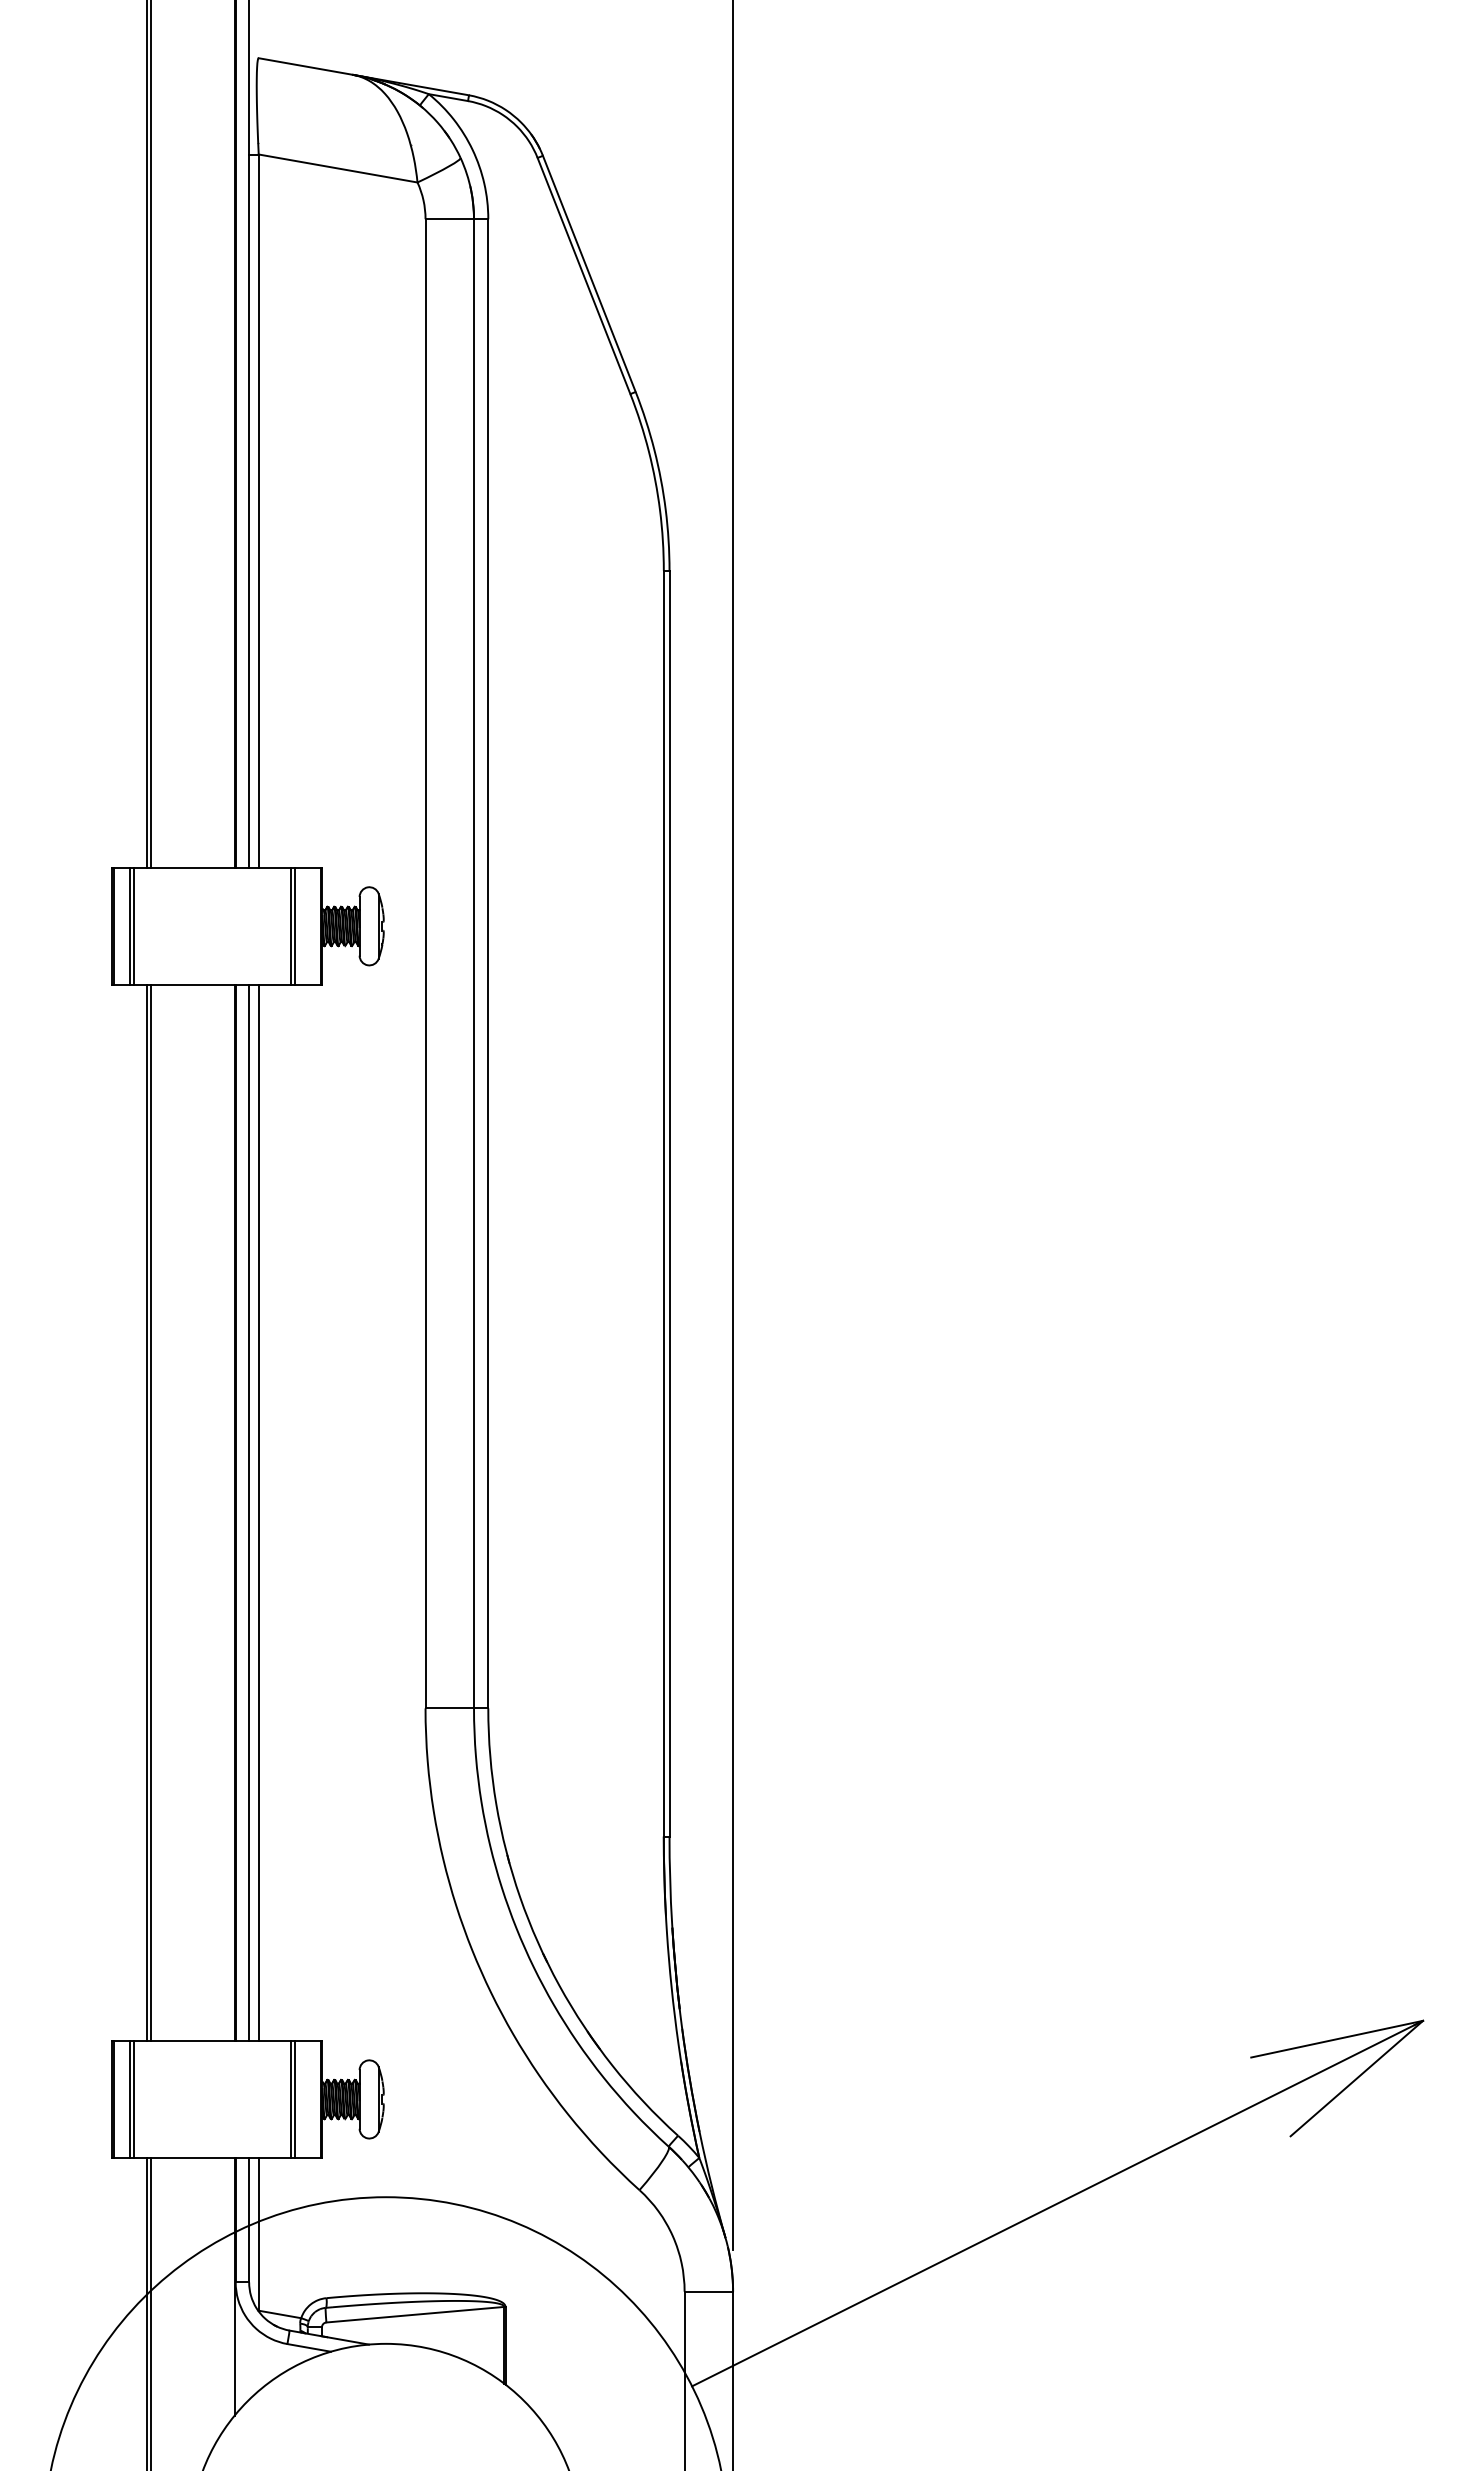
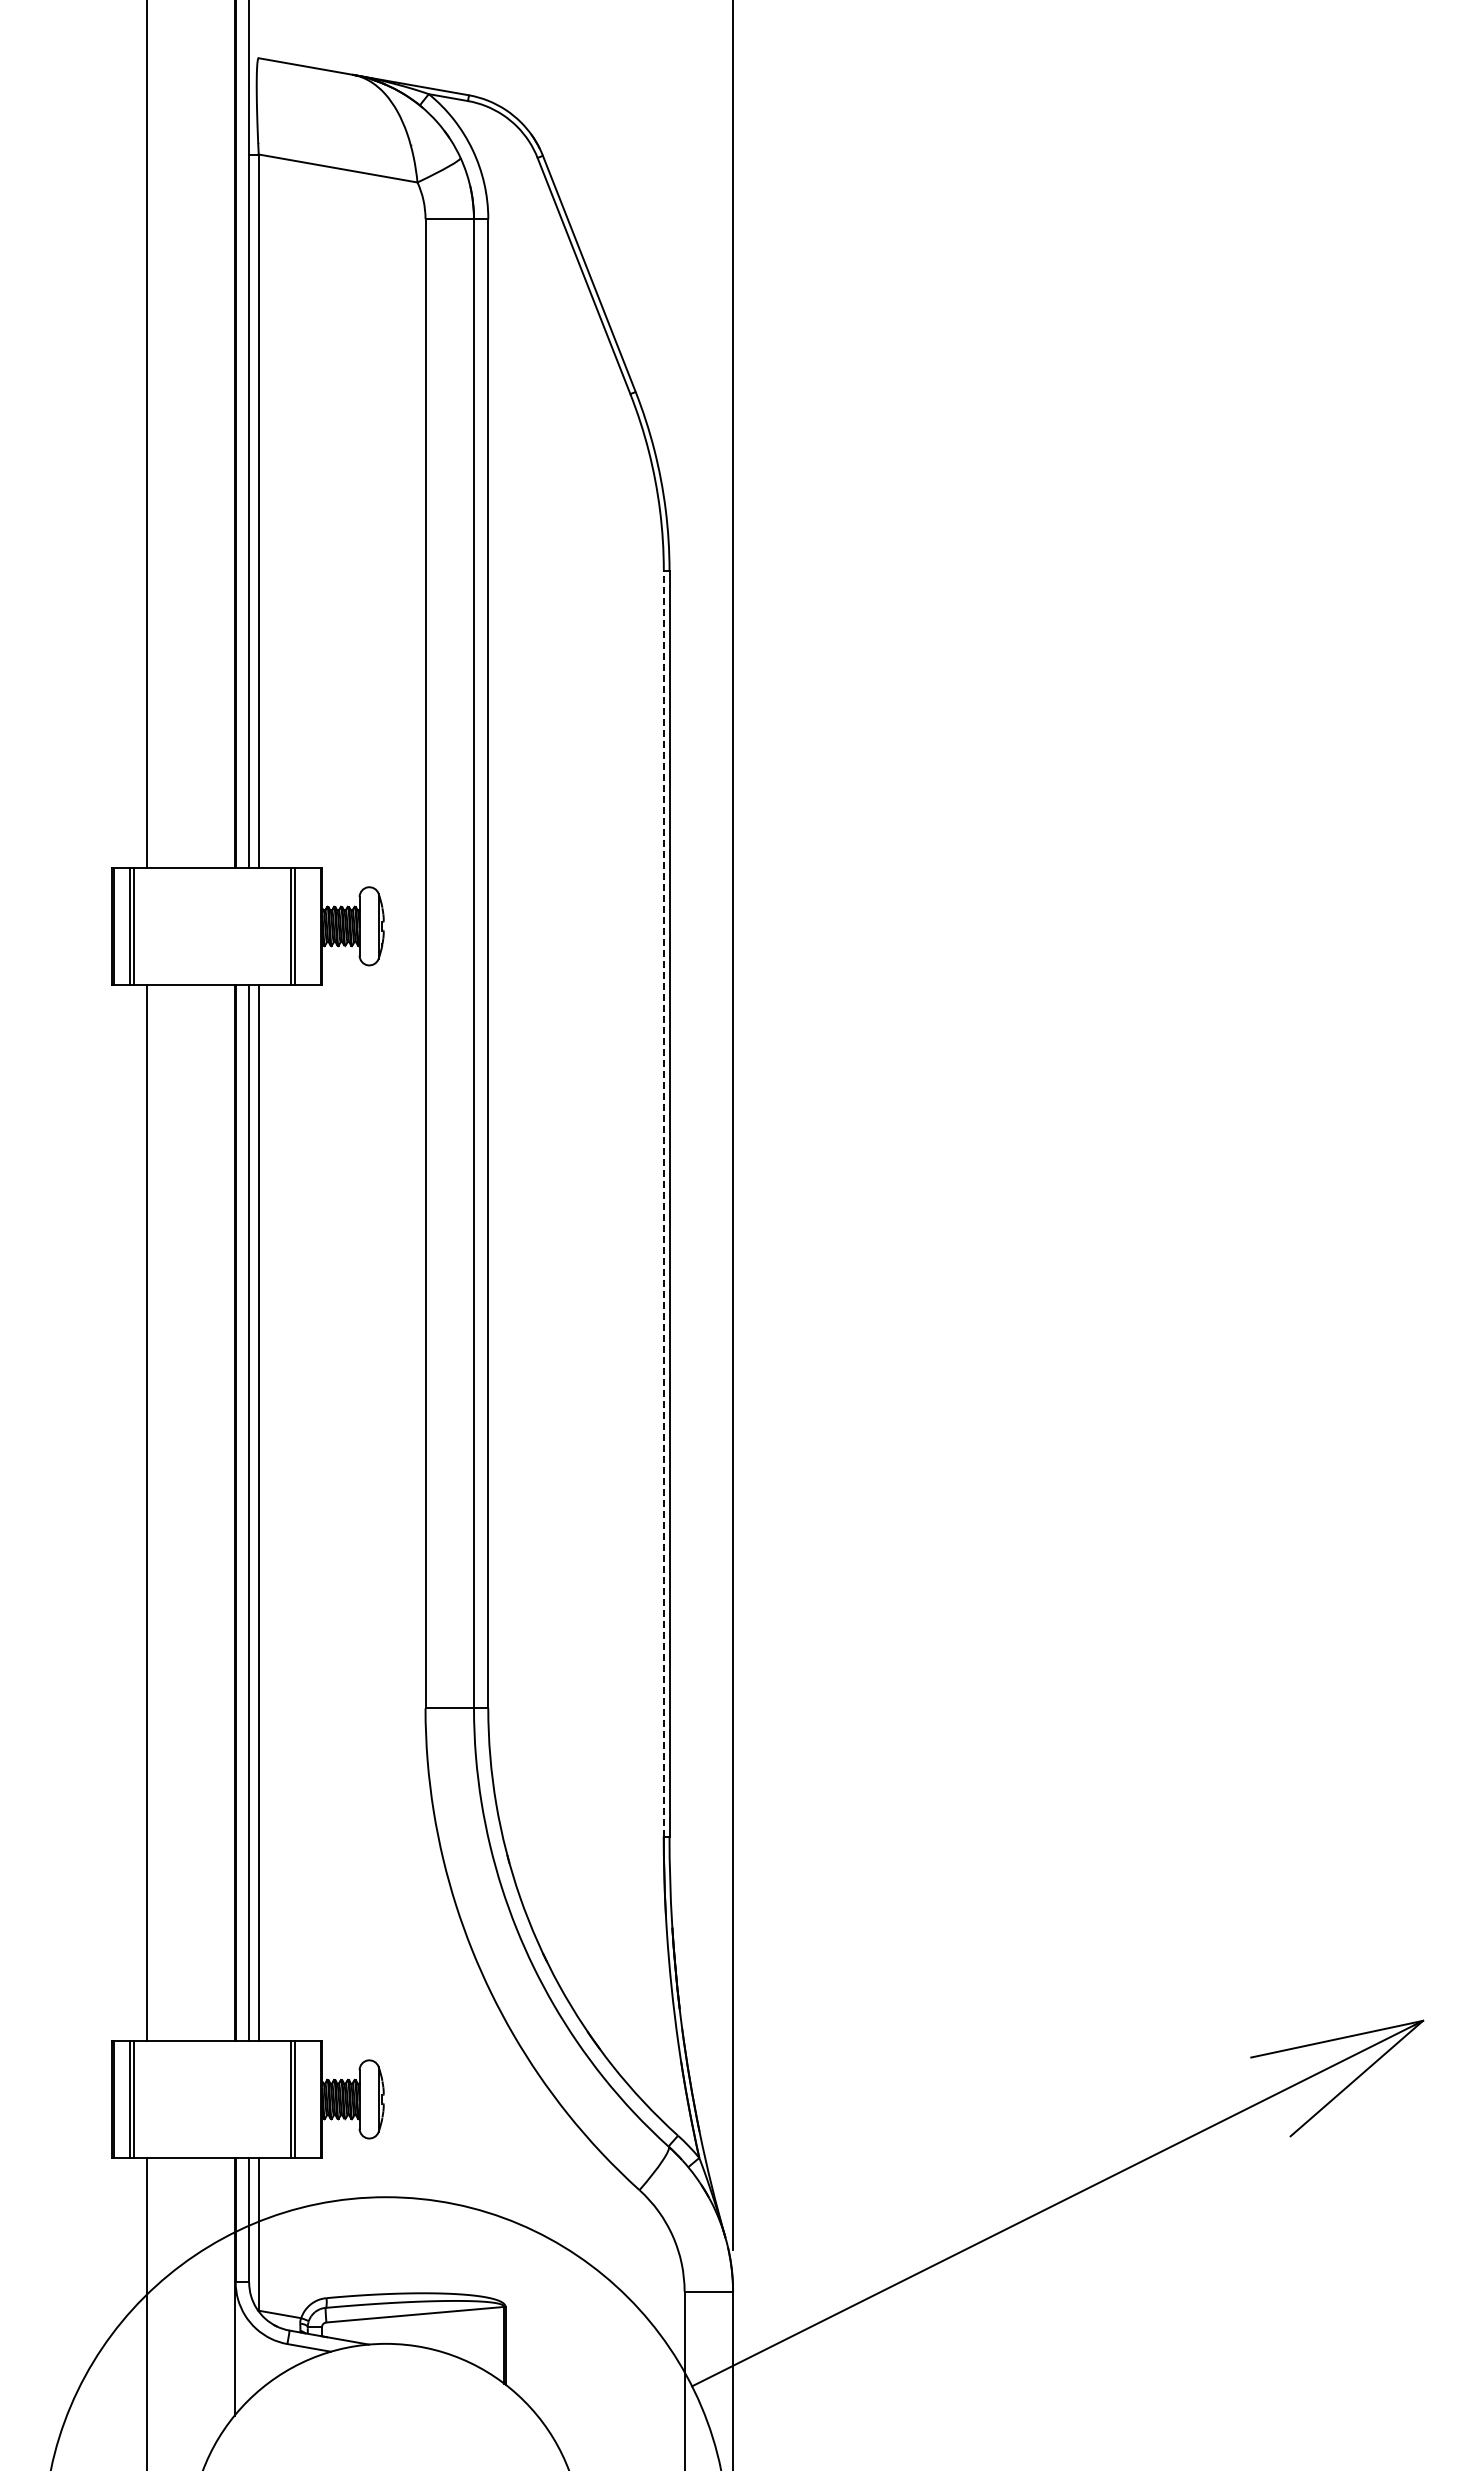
line: present -> none (151, 434)
line: solid -> dashed (663, 1203)
line: present -> none (151, 1512)
line: present -> none (151, 2312)
